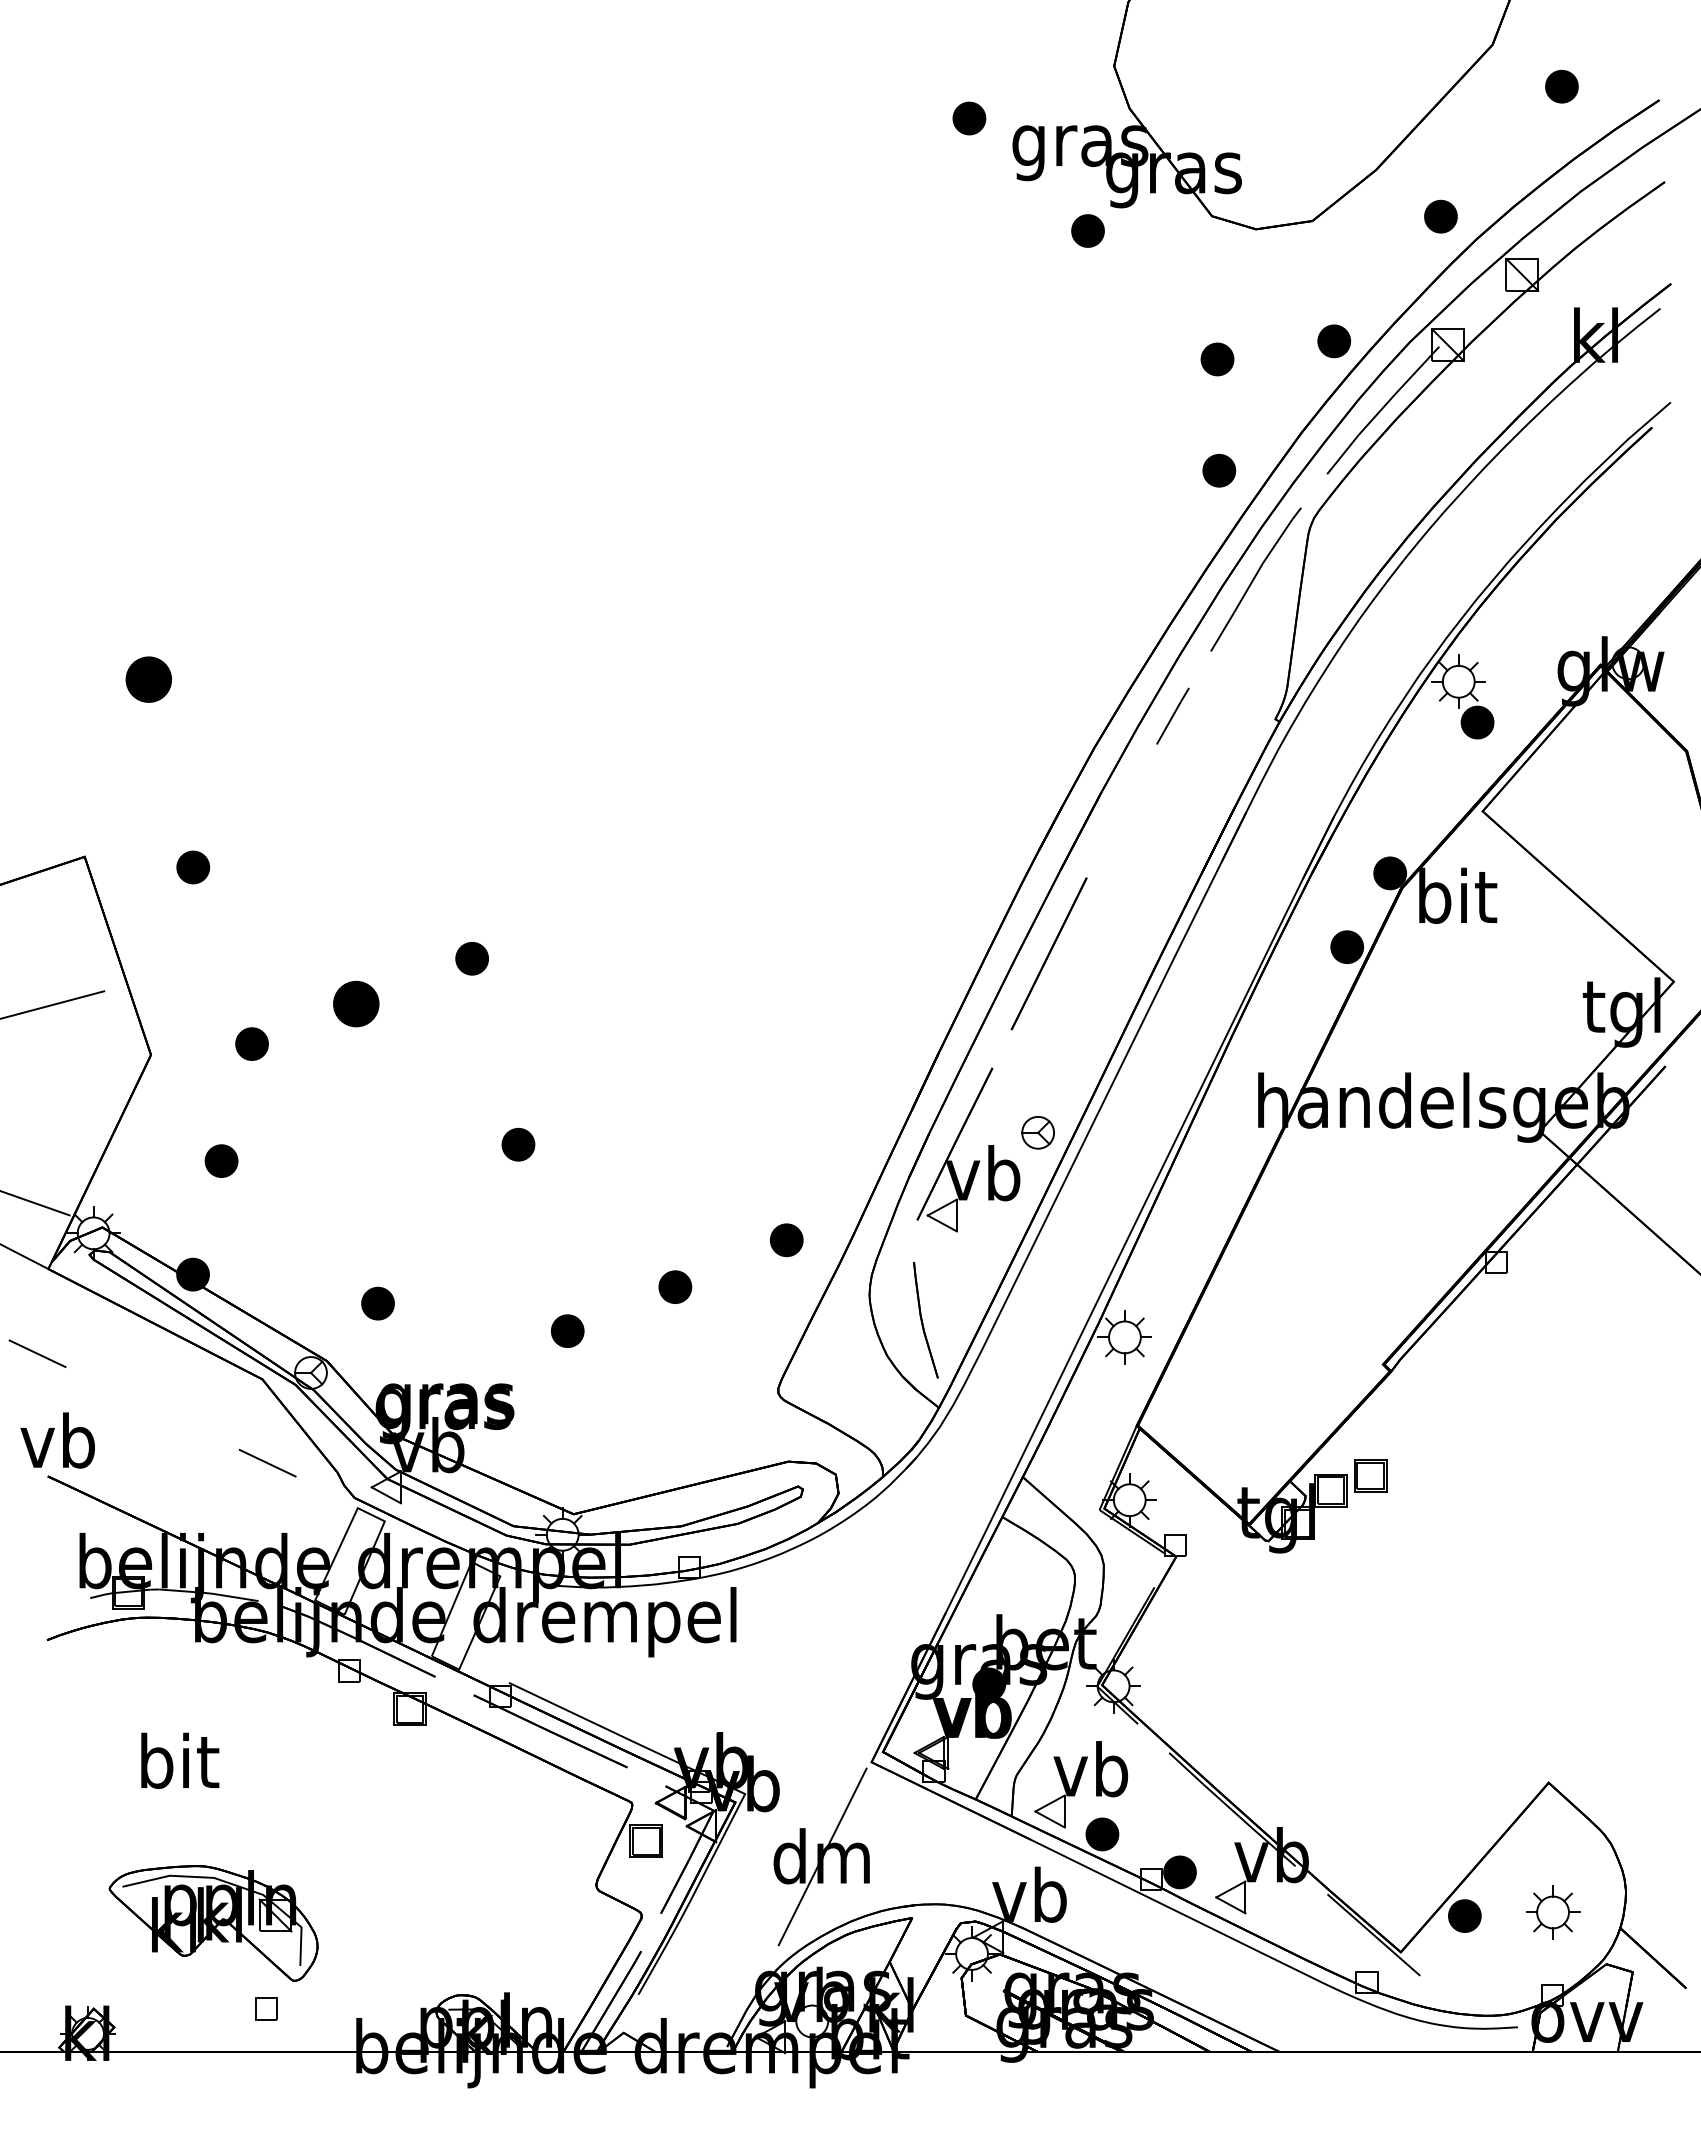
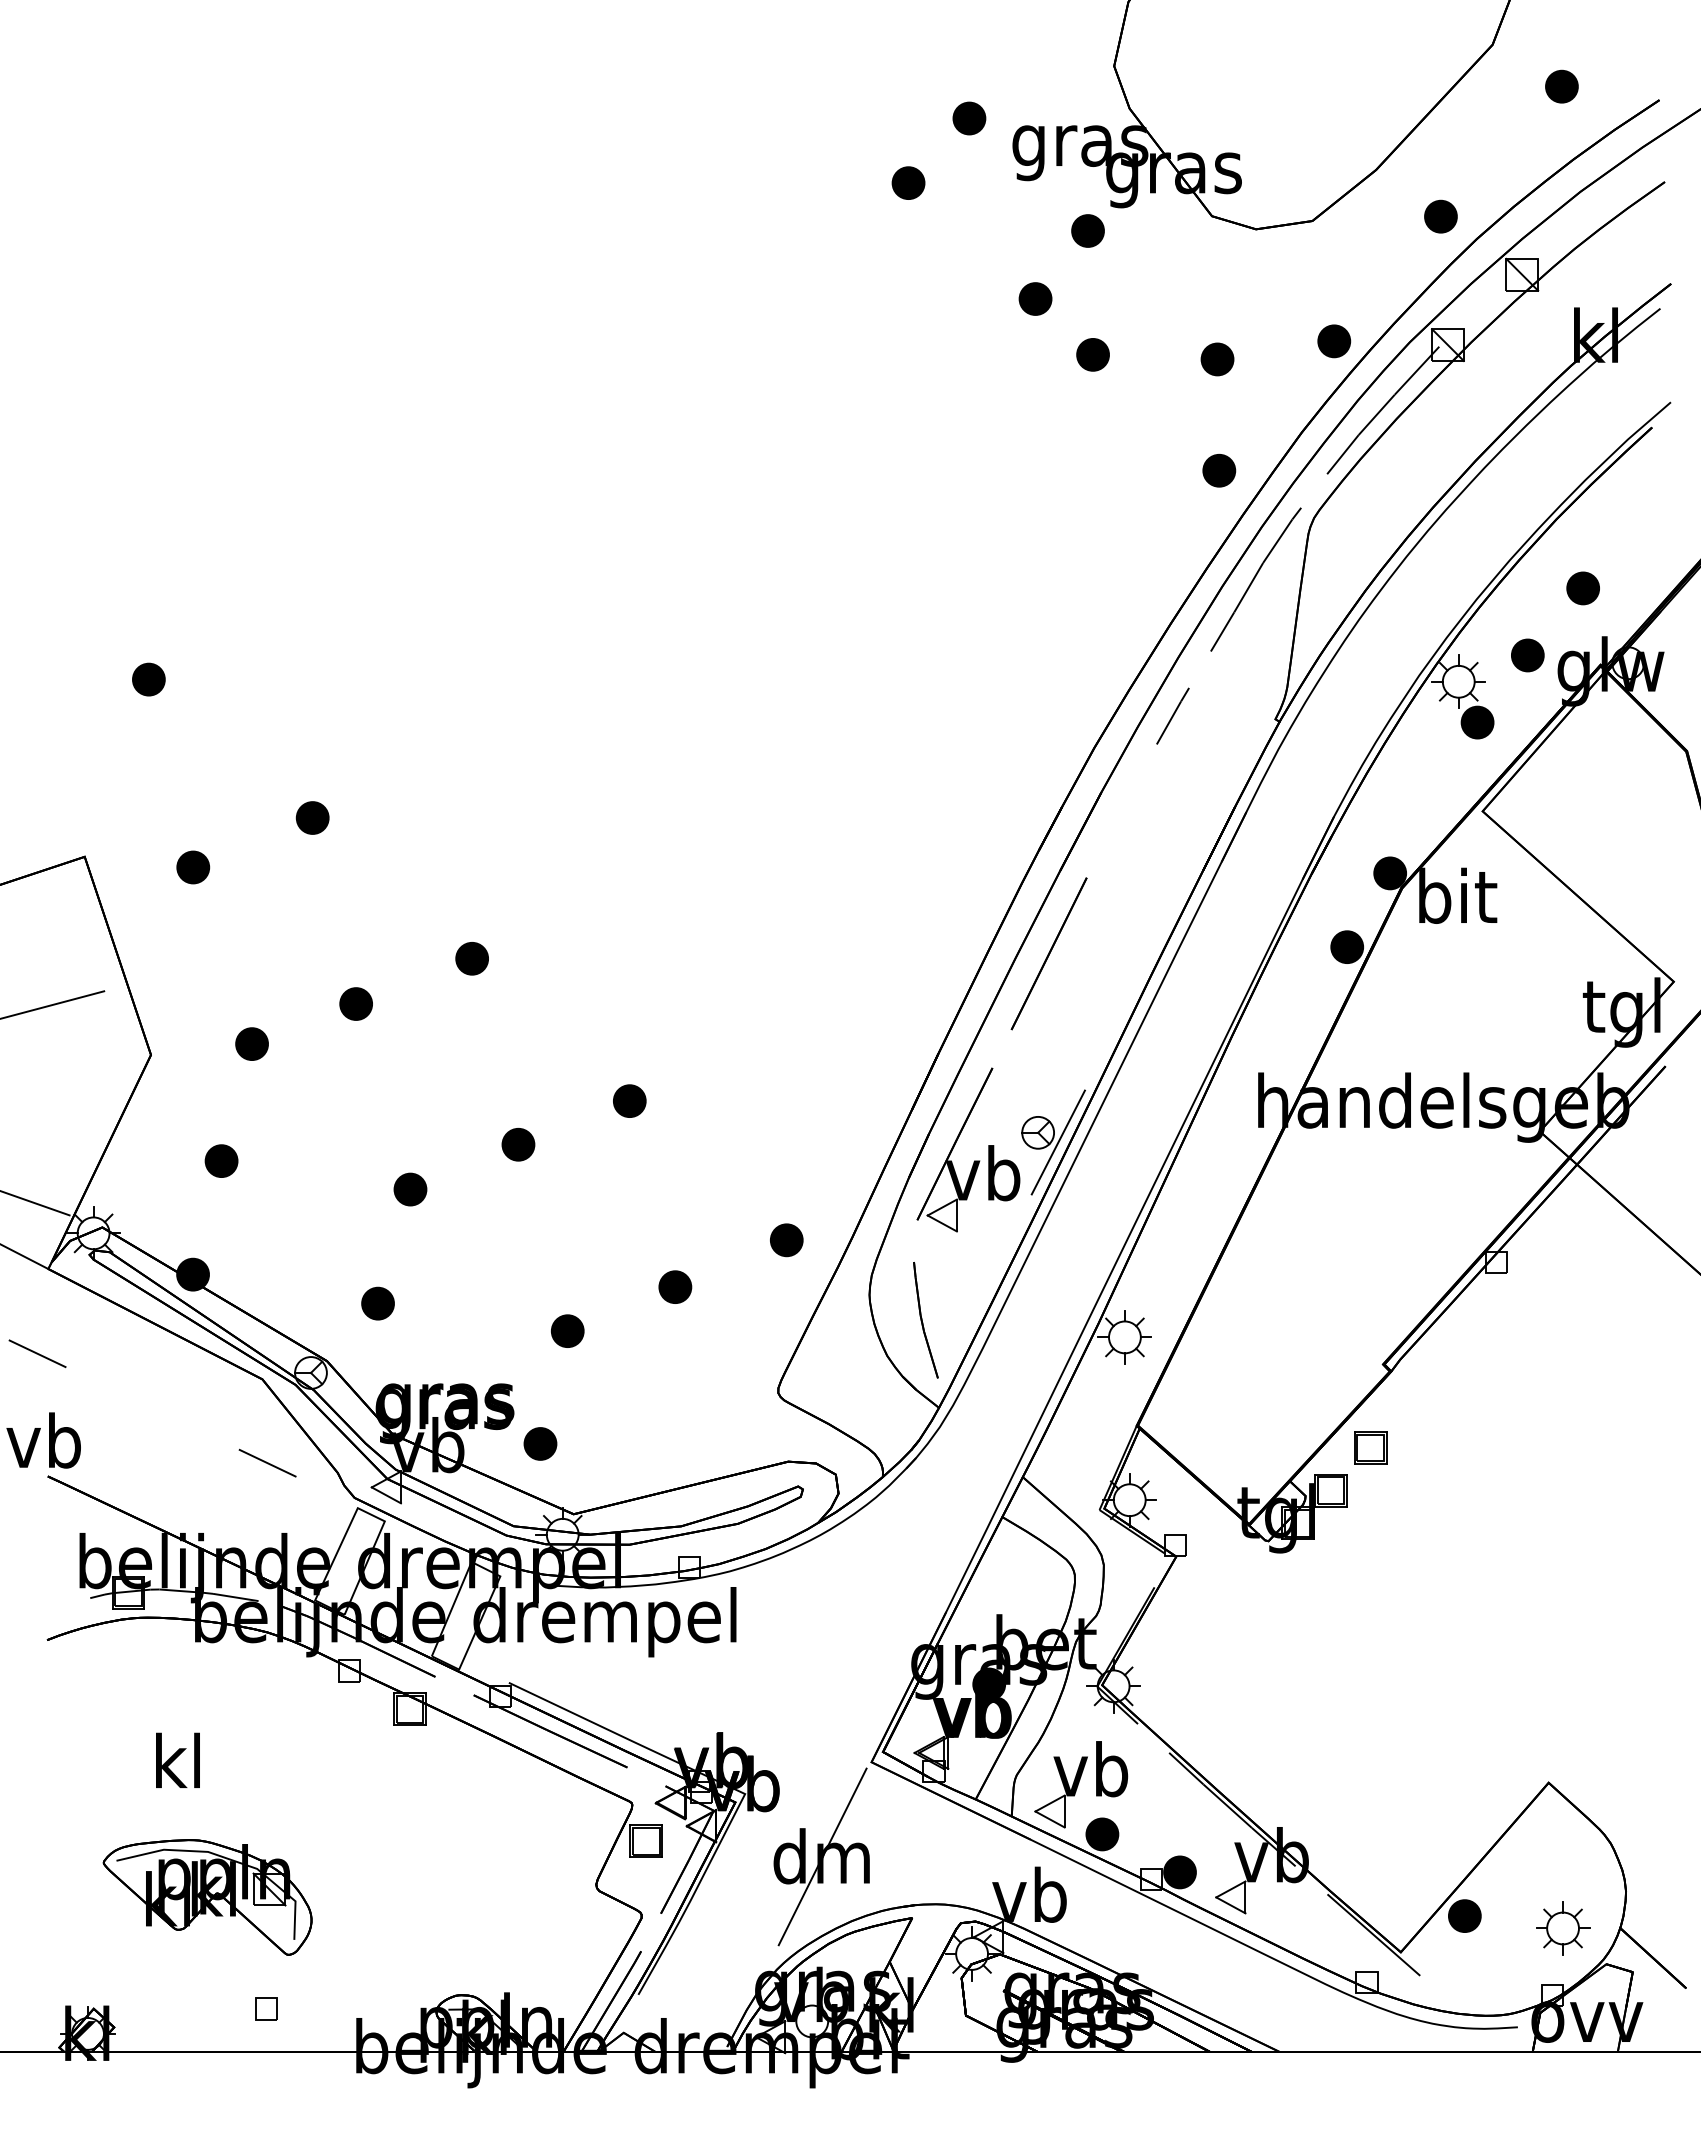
part: none -> present (908, 182)
part: none -> present (1035, 298)
part: none -> present (1092, 354)
part: none -> present (1582, 588)
part: none -> present (1527, 655)
part size: 47x47 px -> 34x35 px (148, 679)
part: none -> present (312, 817)
part size: 47x48 px -> 34x34 px (355, 1003)
part: none -> present (629, 1100)
line: none -> present (1058, 1142)
part: none -> present (410, 1189)
text position: (57, 1440) -> (43, 1440) (43, 1440)
part: none -> present (540, 1443)
part position: (1370, 1475) -> (1370, 1447) (1370, 1447)
text: bit -> kl (180, 1760)
part position: (1553, 1912) -> (1563, 1928) (1563, 1928)
part position: (213, 1923) -> (207, 1897) (207, 1897)
